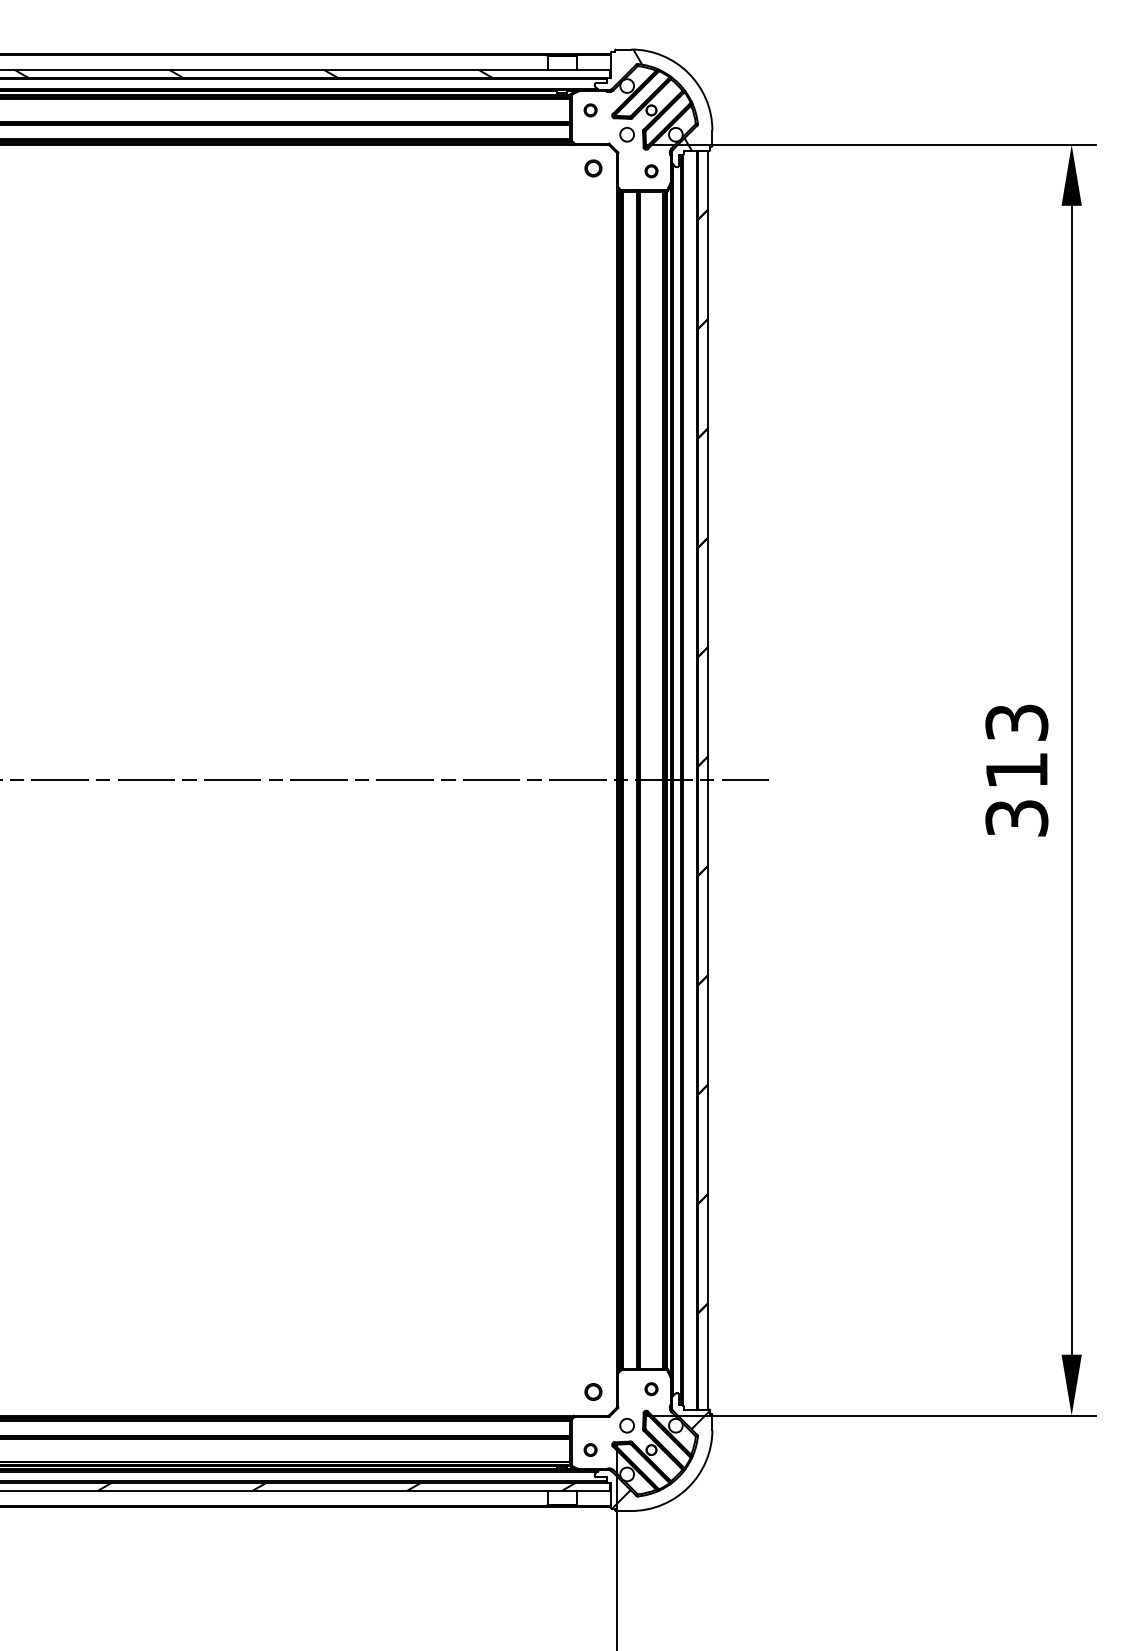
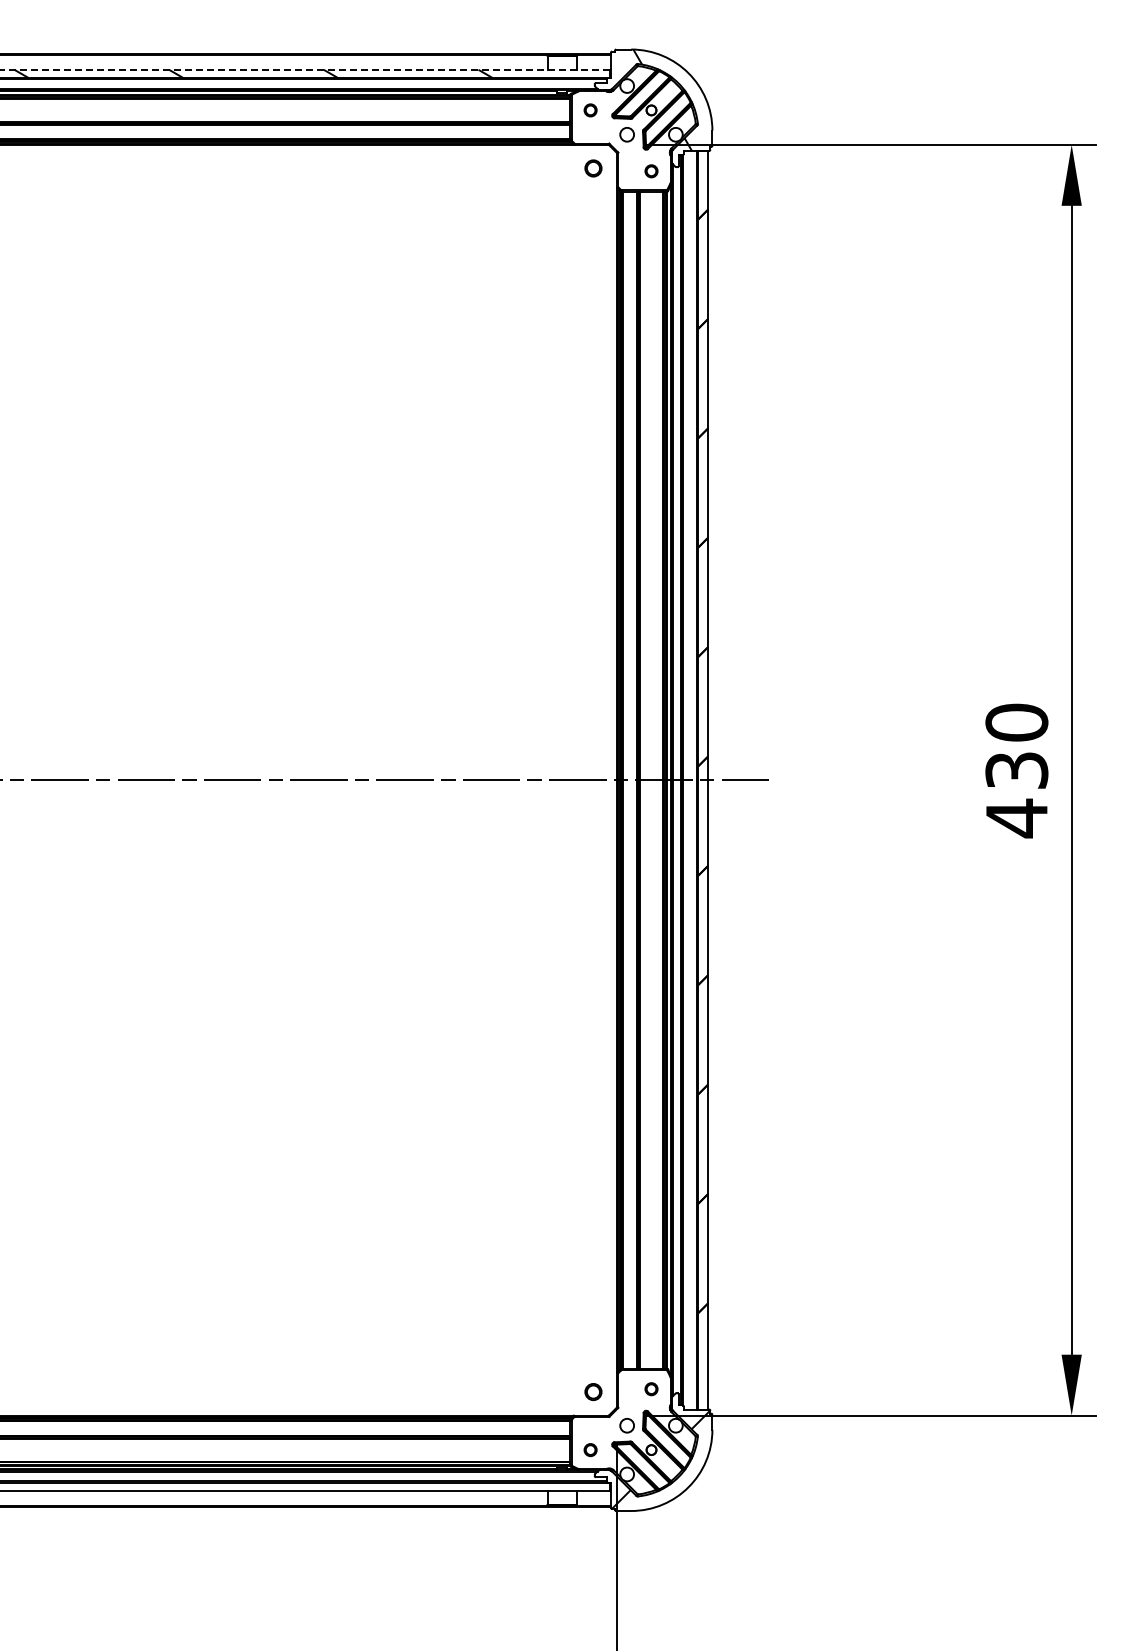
line: solid -> dashed (304, 69)
text: 313 -> 430 (1016, 770)
hatch: present -> none (337, 1486)
